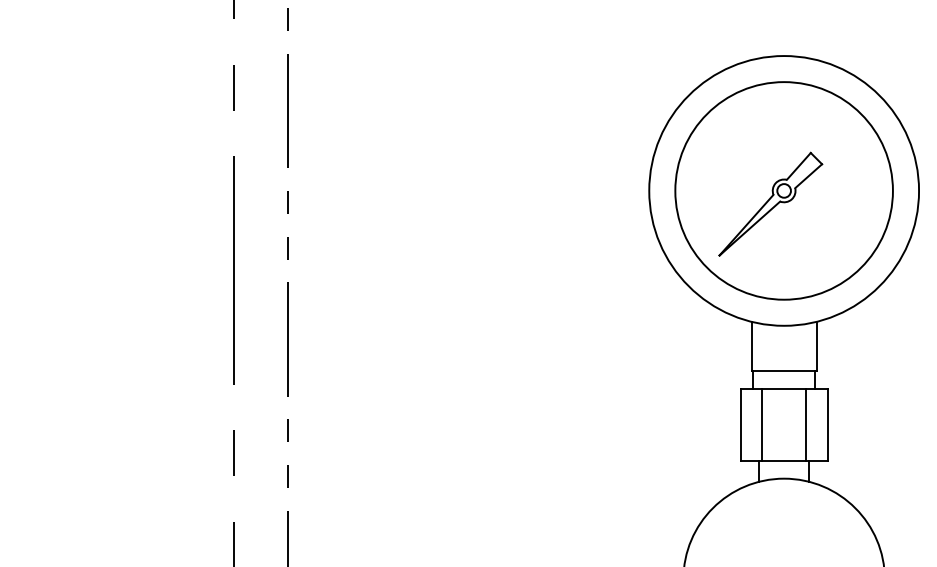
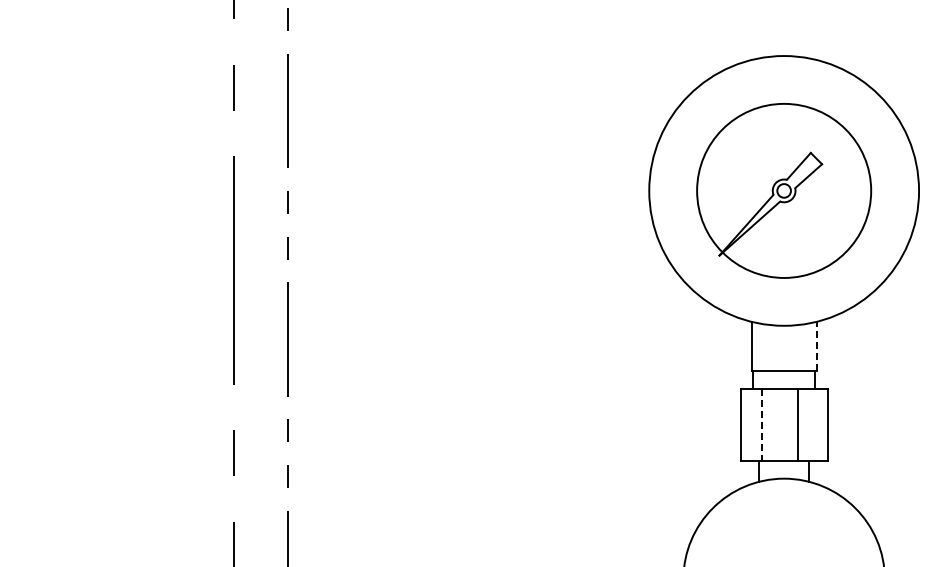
circle diameter: 218 px -> 174 px (784, 190)
line: solid -> dashed (816, 345)
line: solid -> dashed (762, 424)
line position: (805, 424) -> (797, 424) (797, 424)
